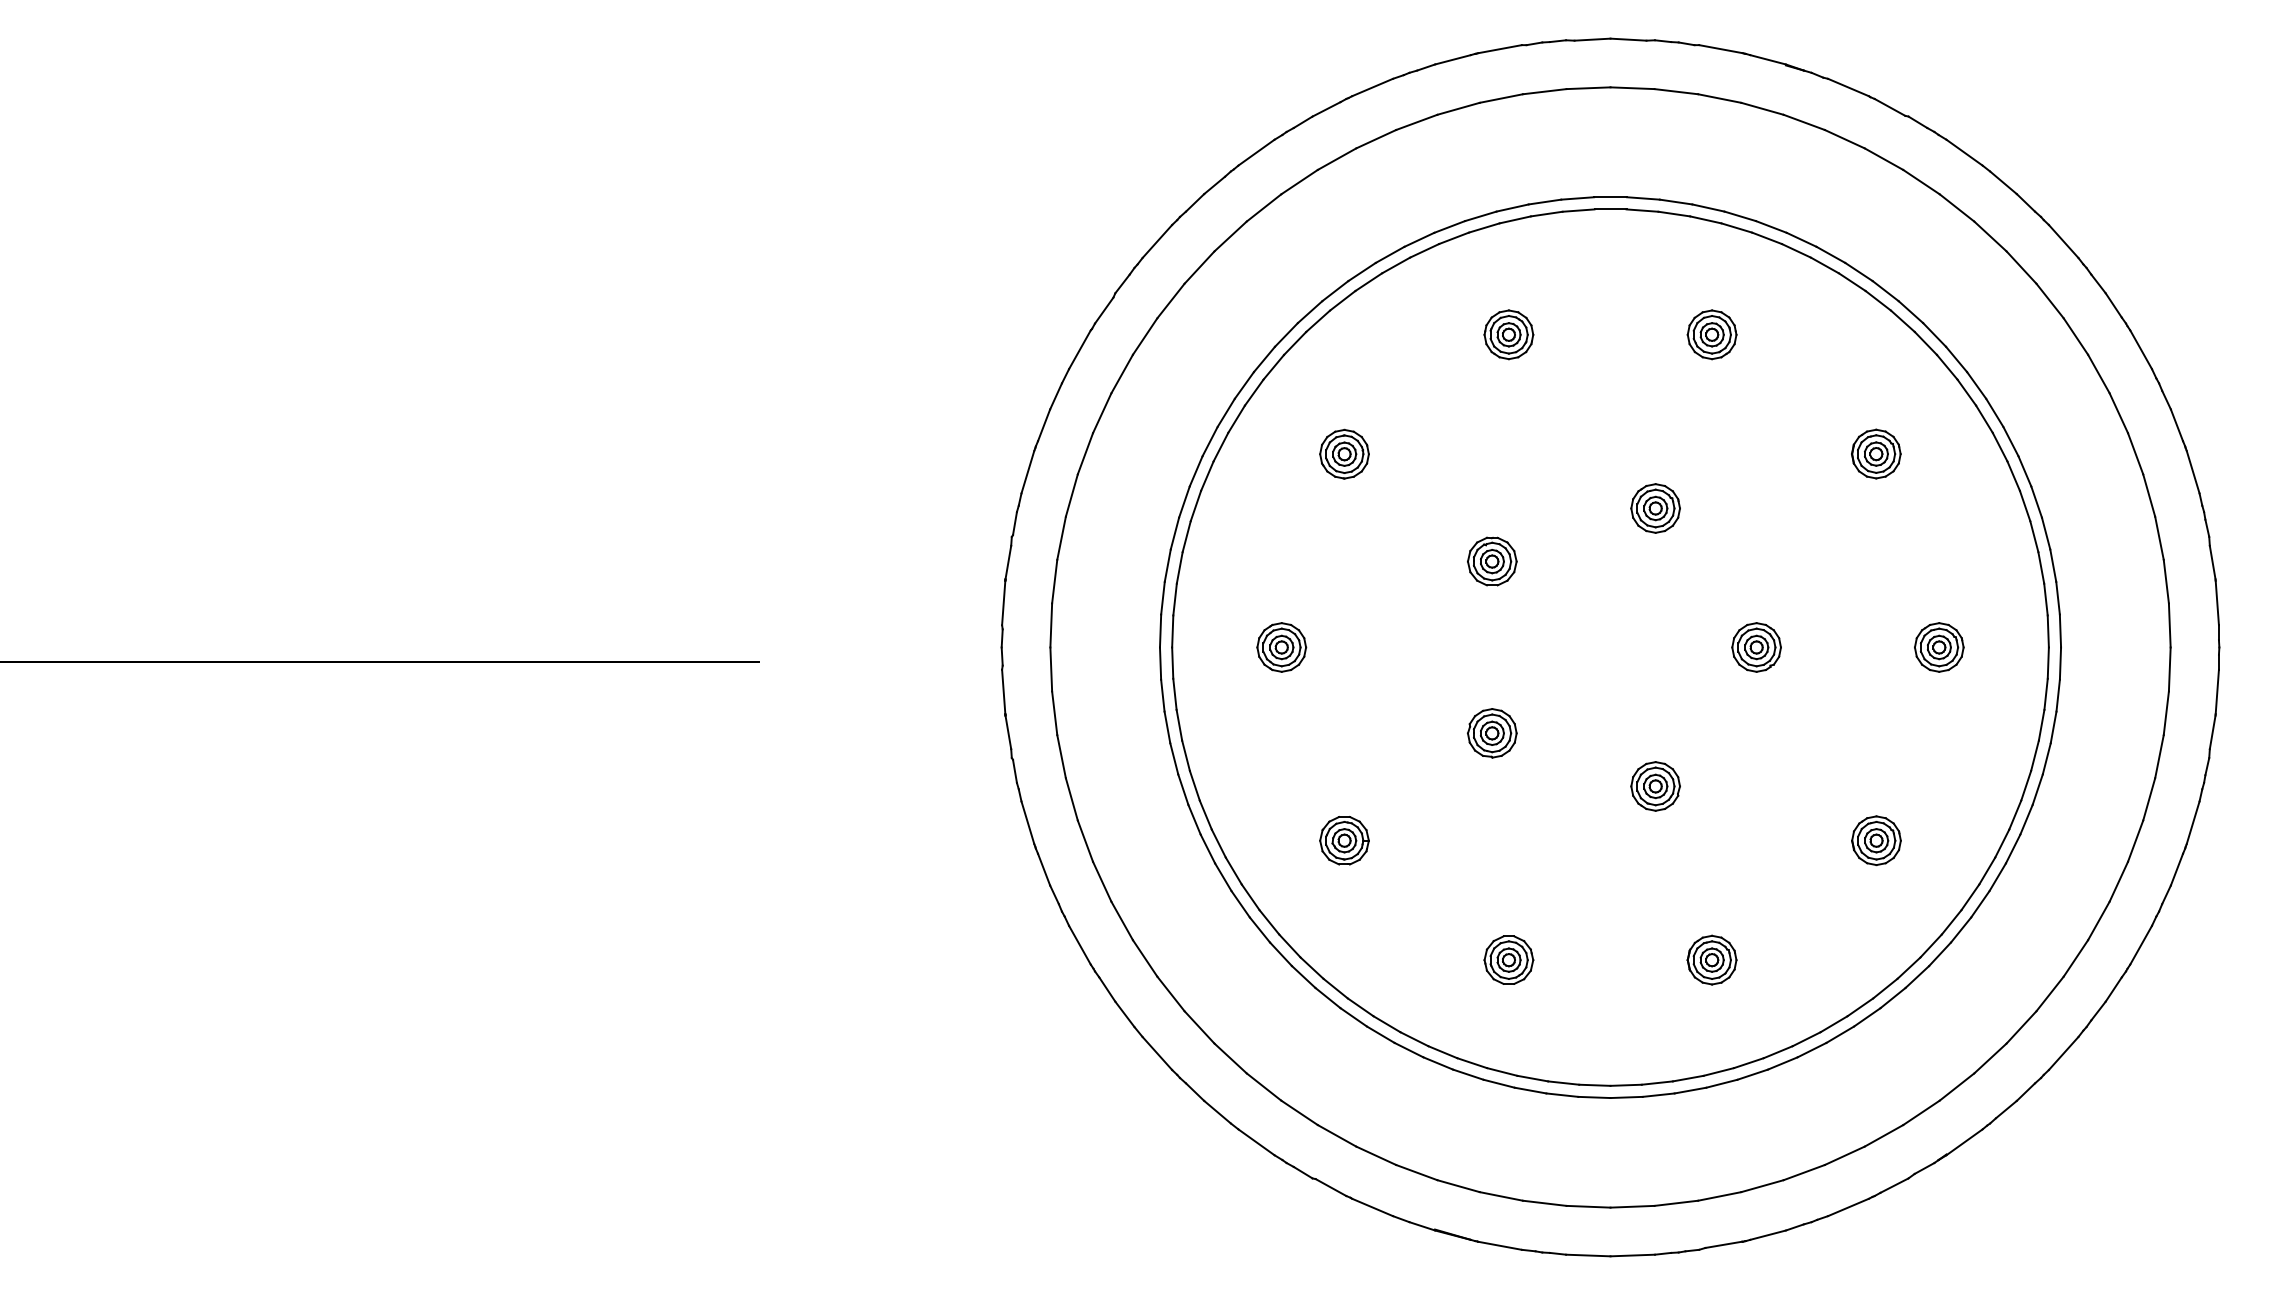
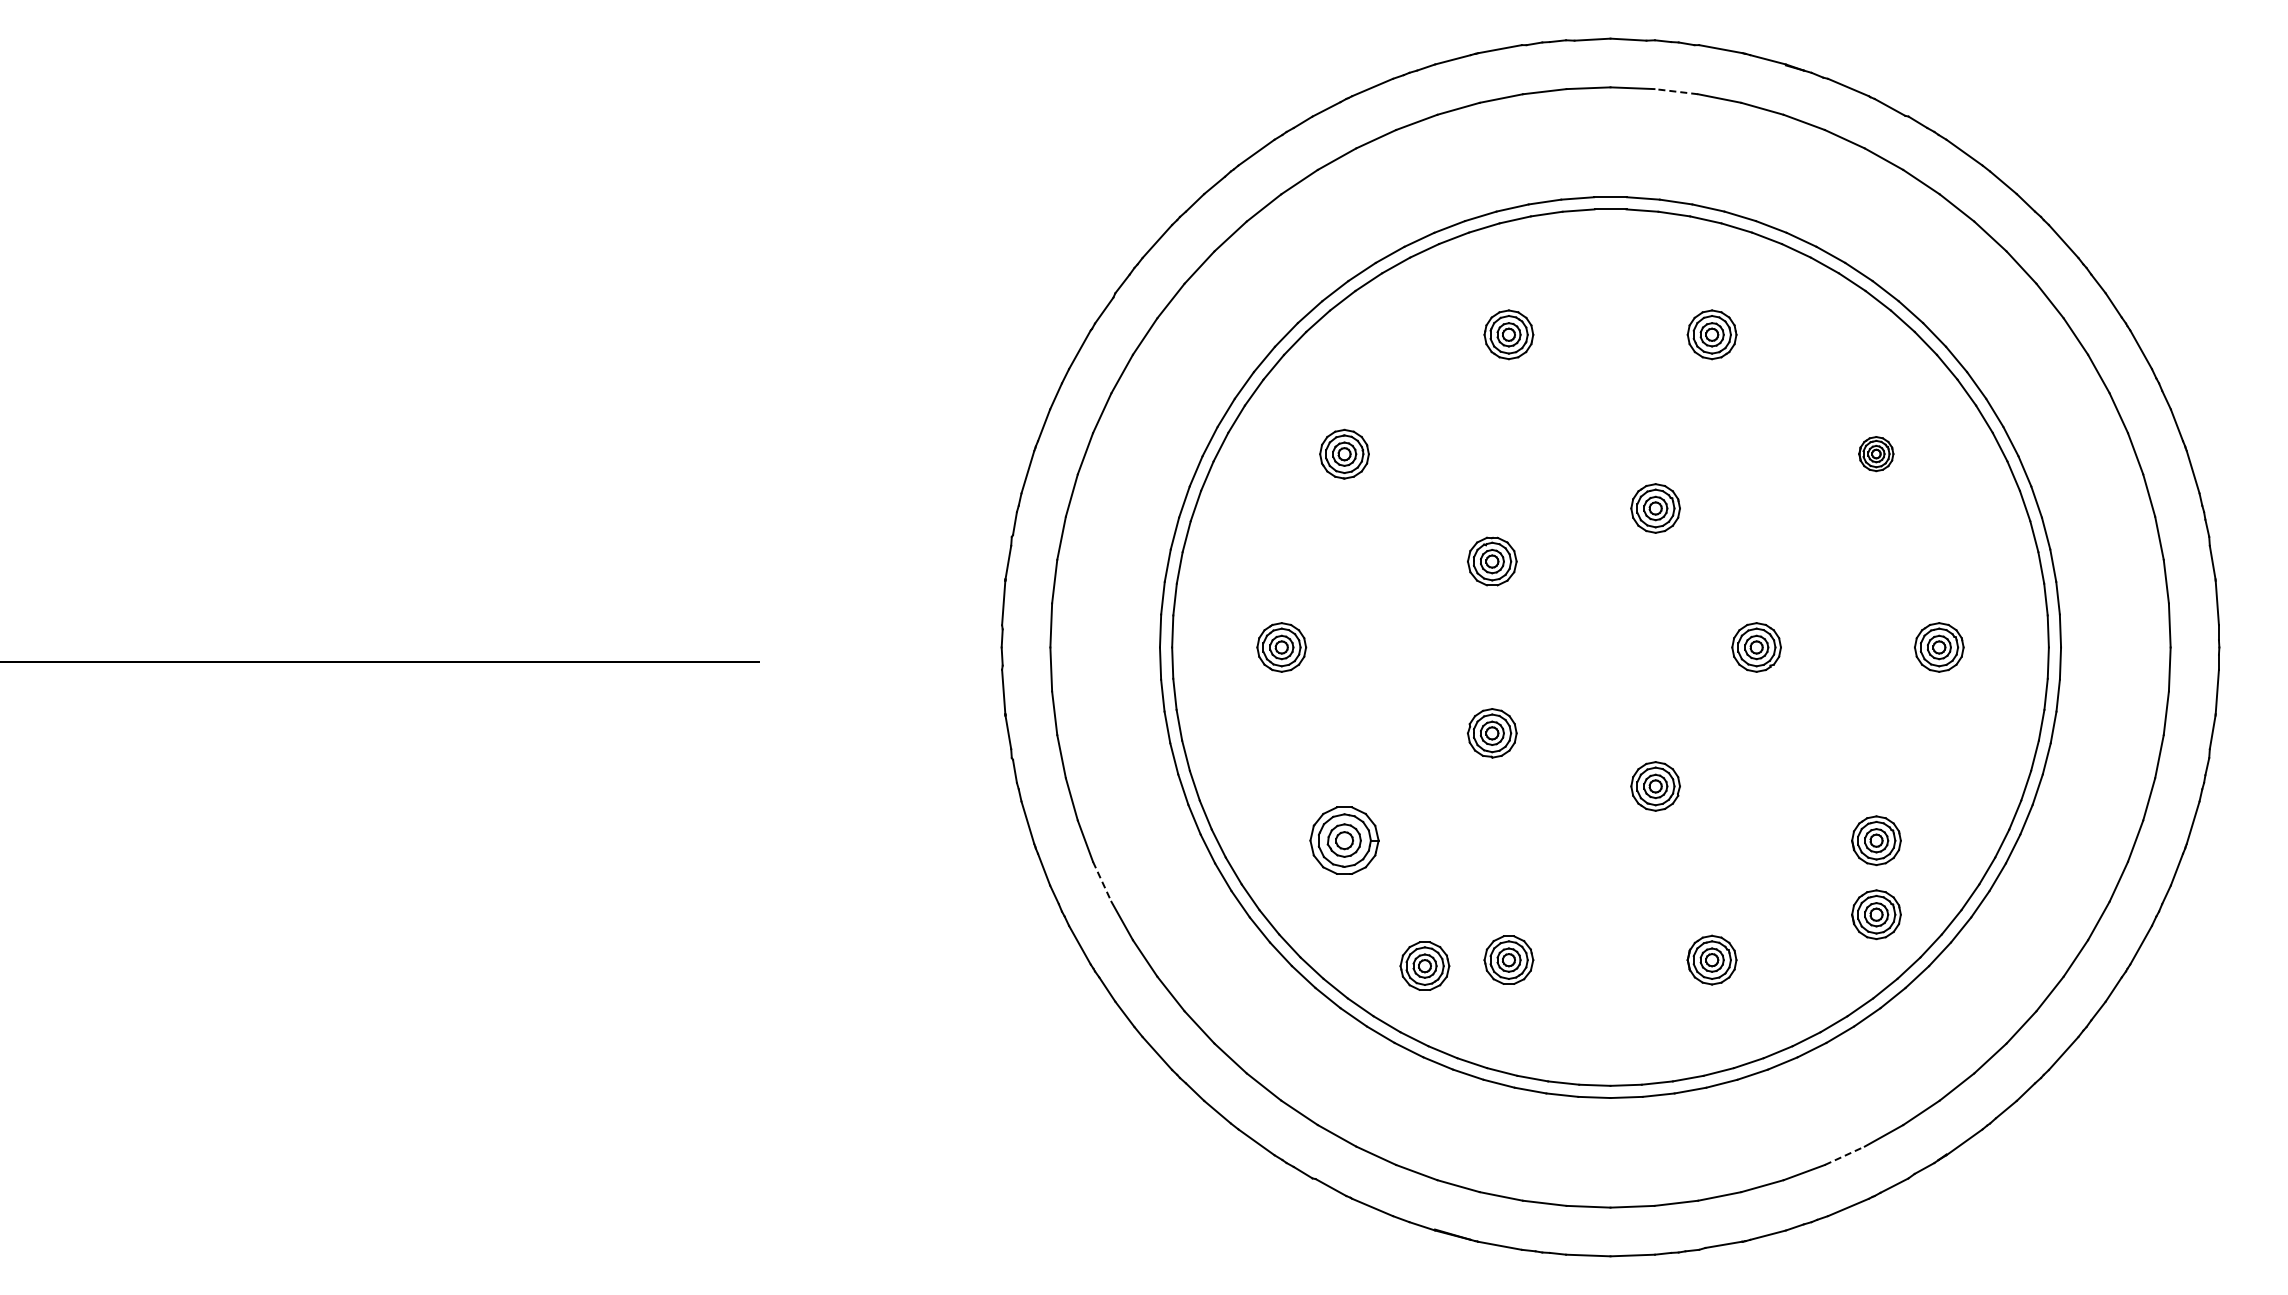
line: solid -> dashed (1676, 91)
part size: 51x52 px -> 37x37 px (1876, 454)
part size: 51x50 px -> 71x69 px (1344, 840)
line: solid -> dashed (1102, 881)
part: none -> present (1876, 914)
part: none -> present (1424, 965)
line: solid -> dashed (1844, 1155)
